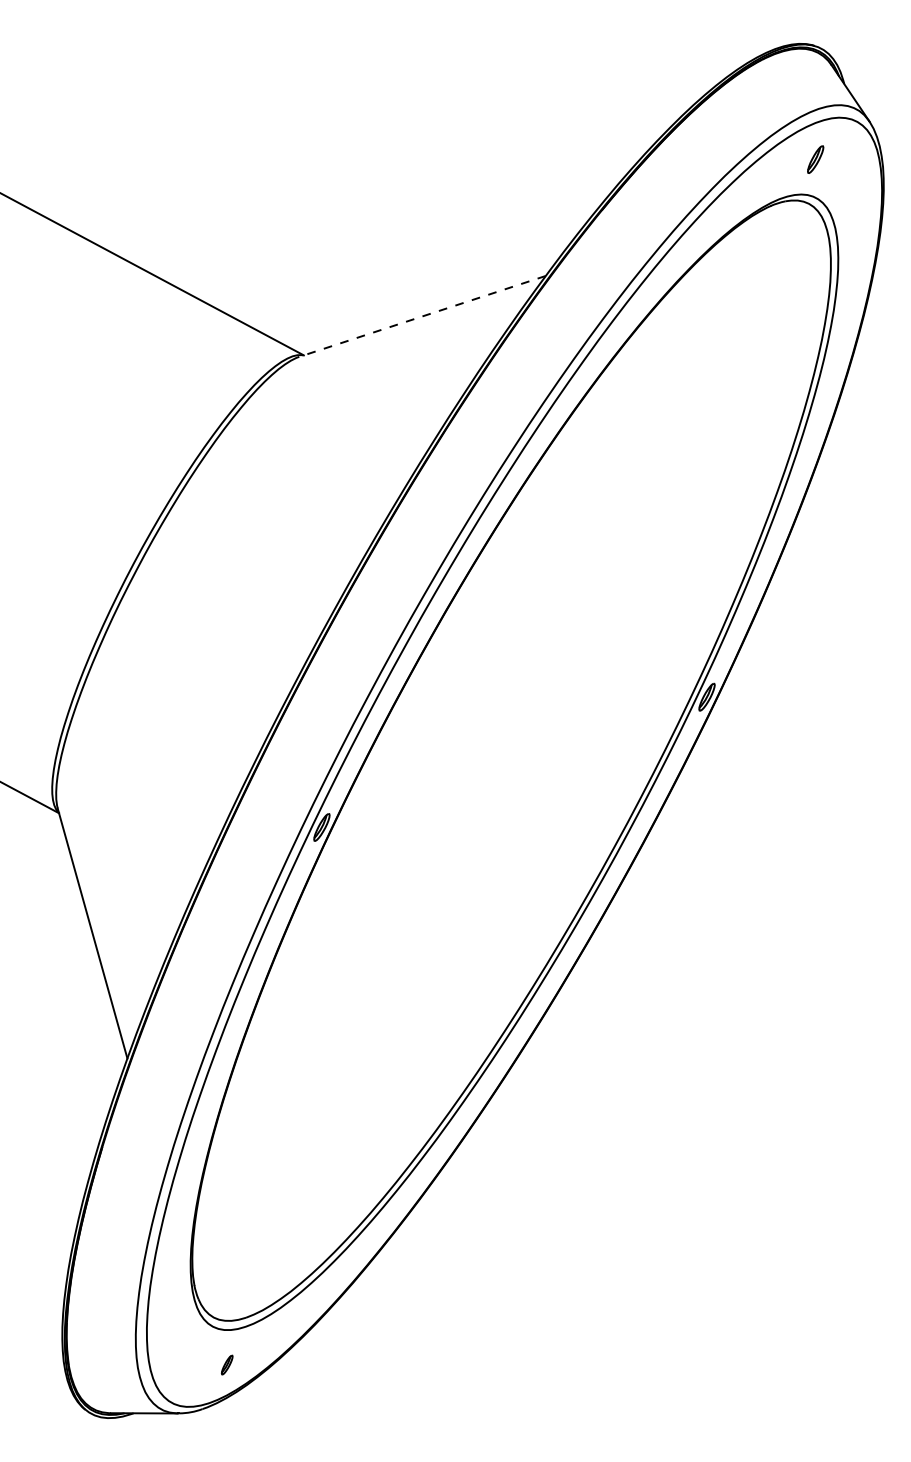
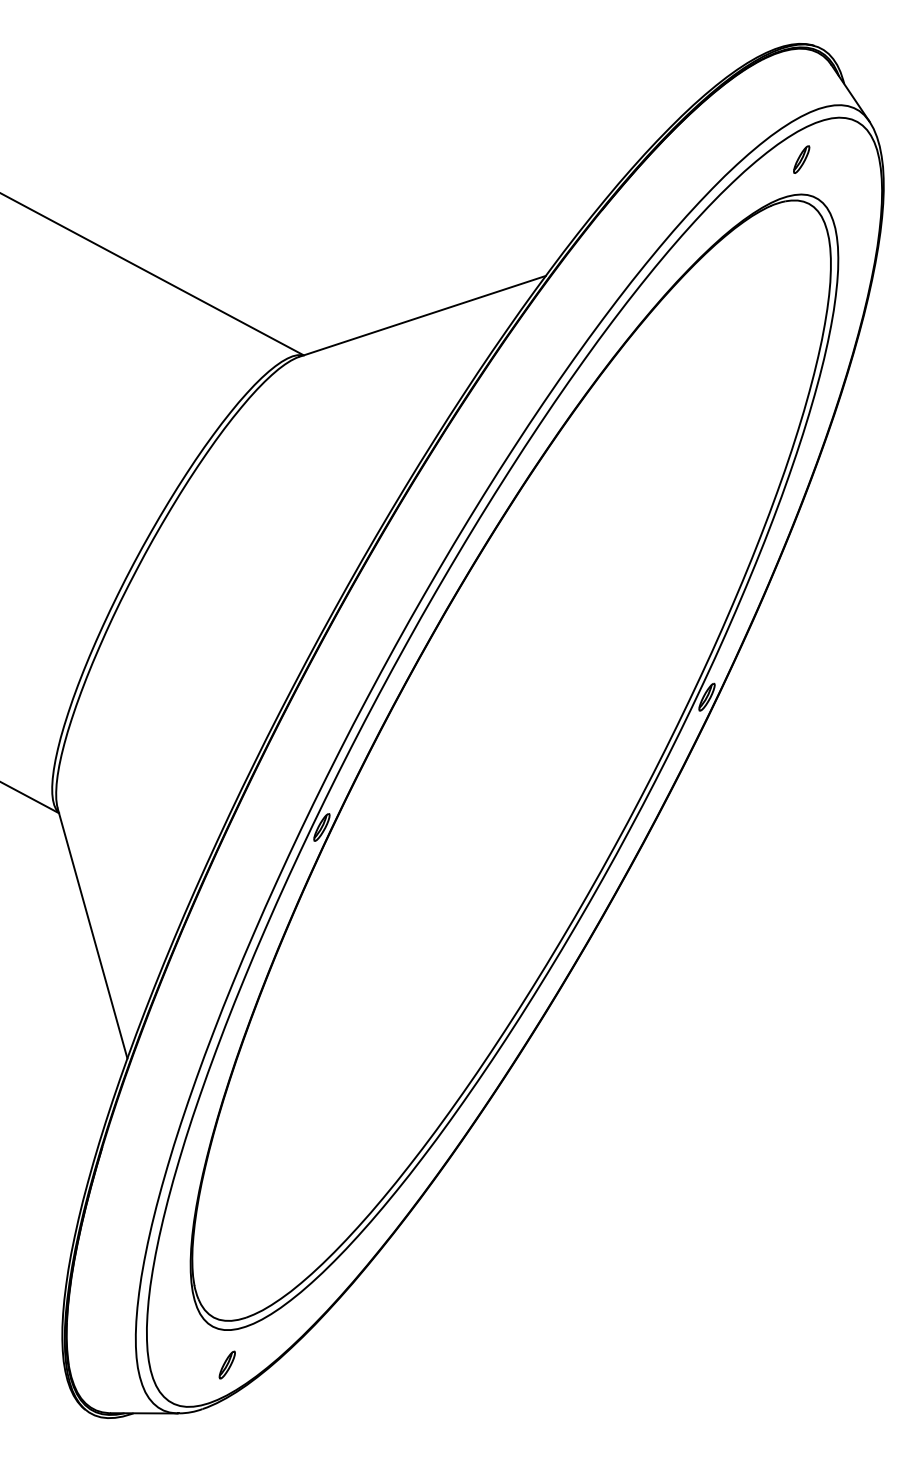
part position: (815, 159) -> (801, 159) (801, 159)
line: dashed -> solid (422, 316)
part size: 13x22 px -> 18x30 px (226, 1364)
